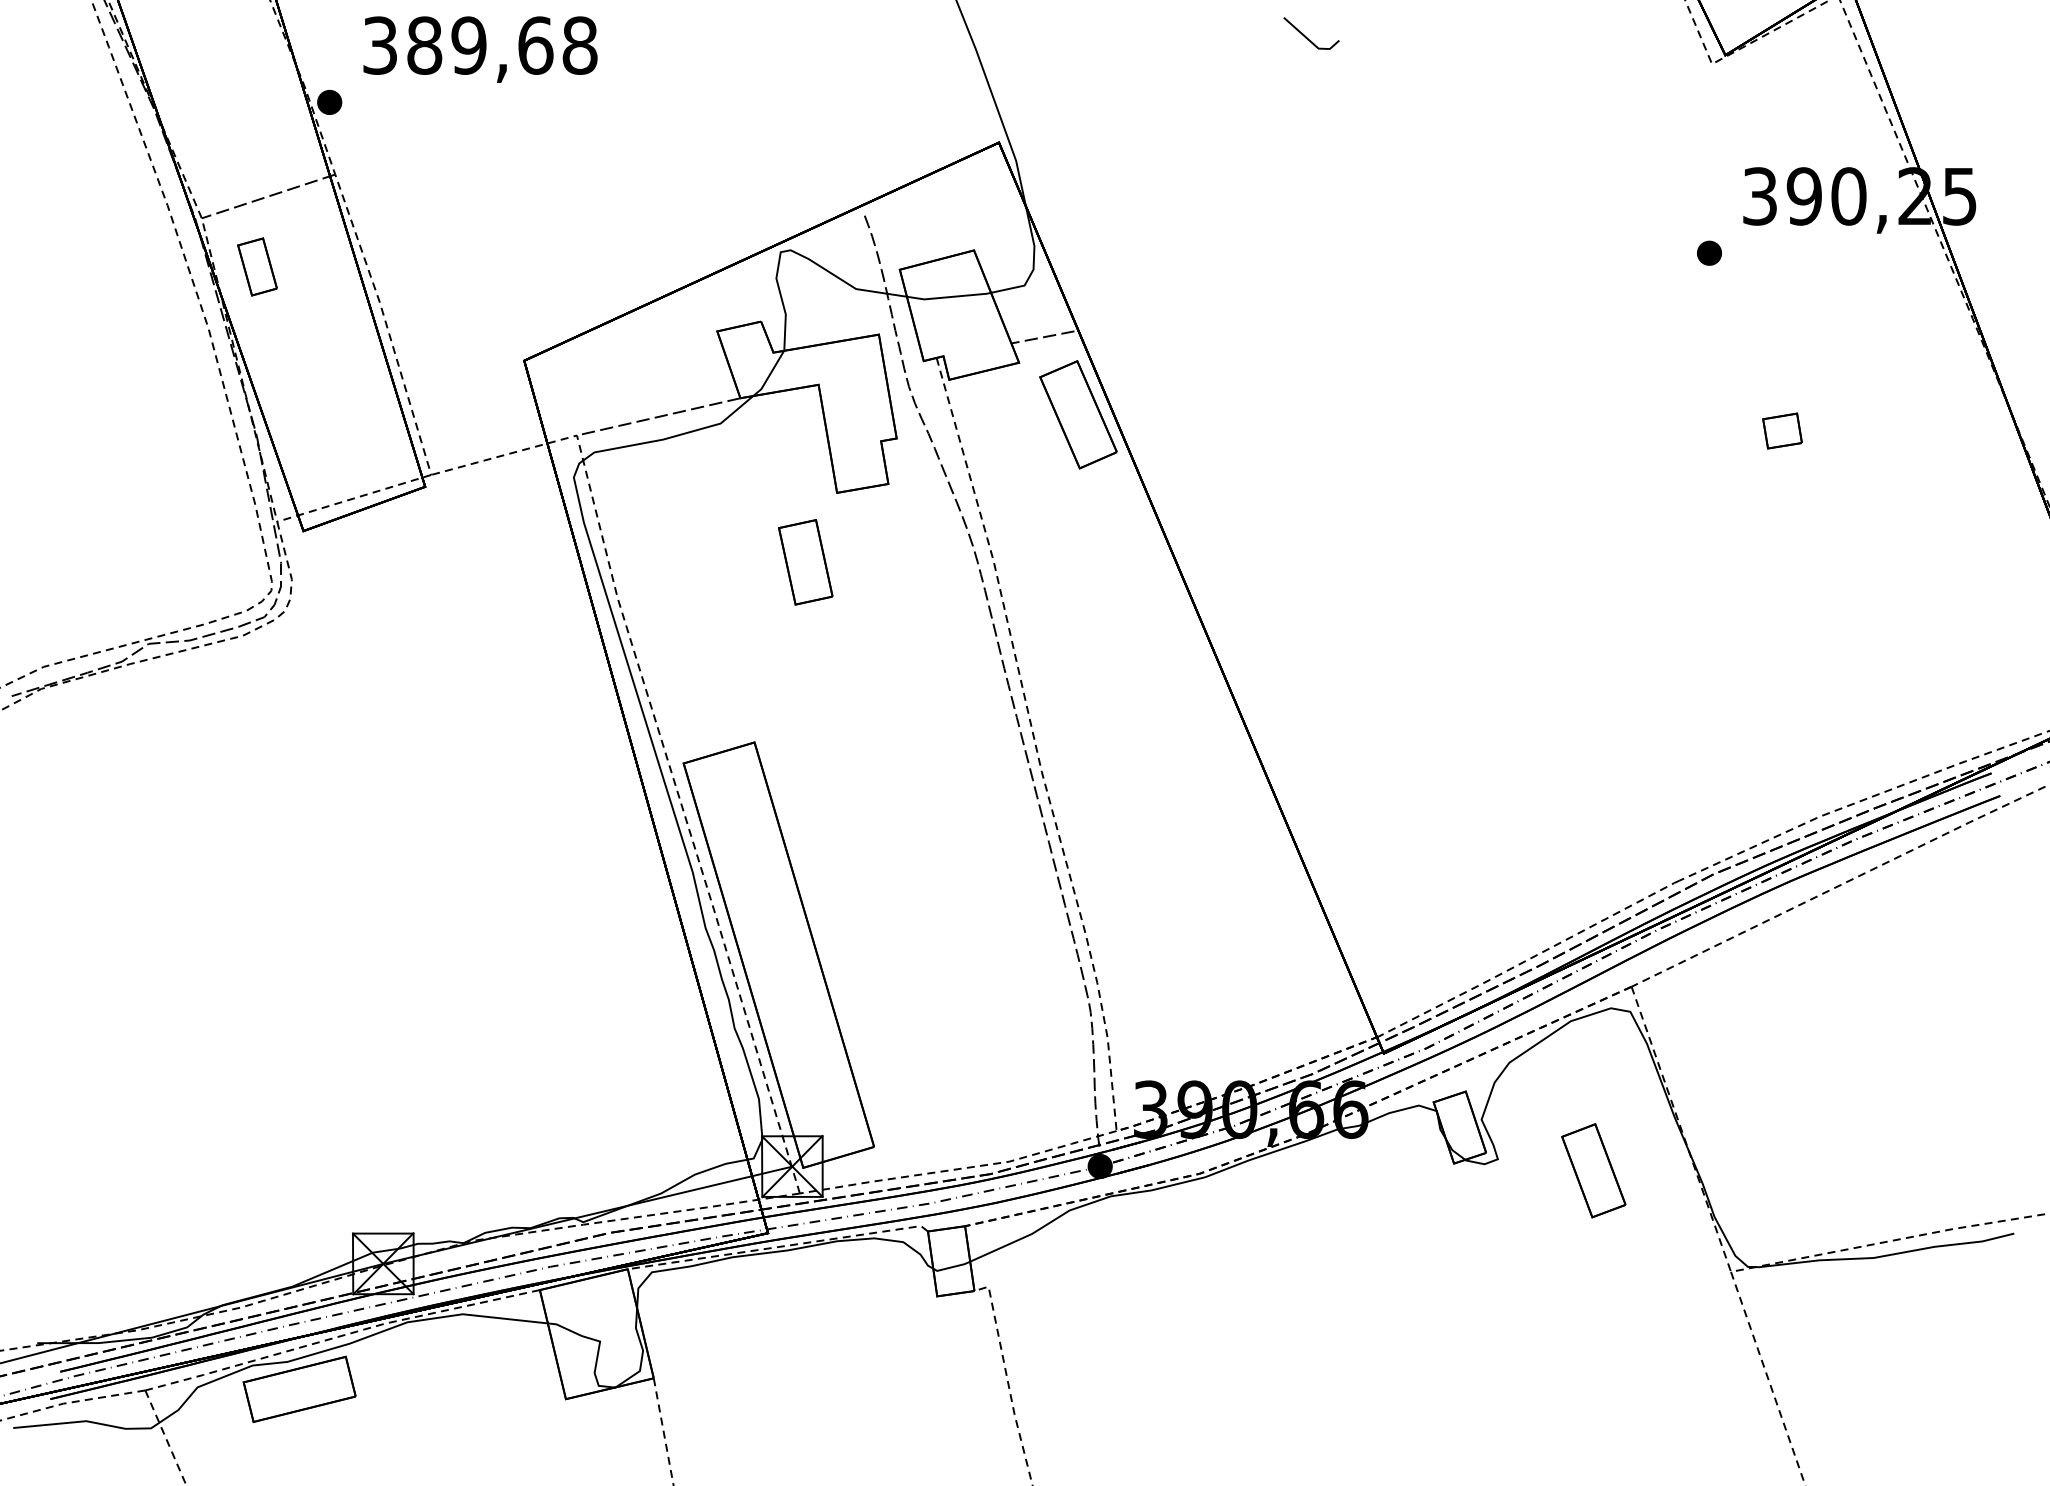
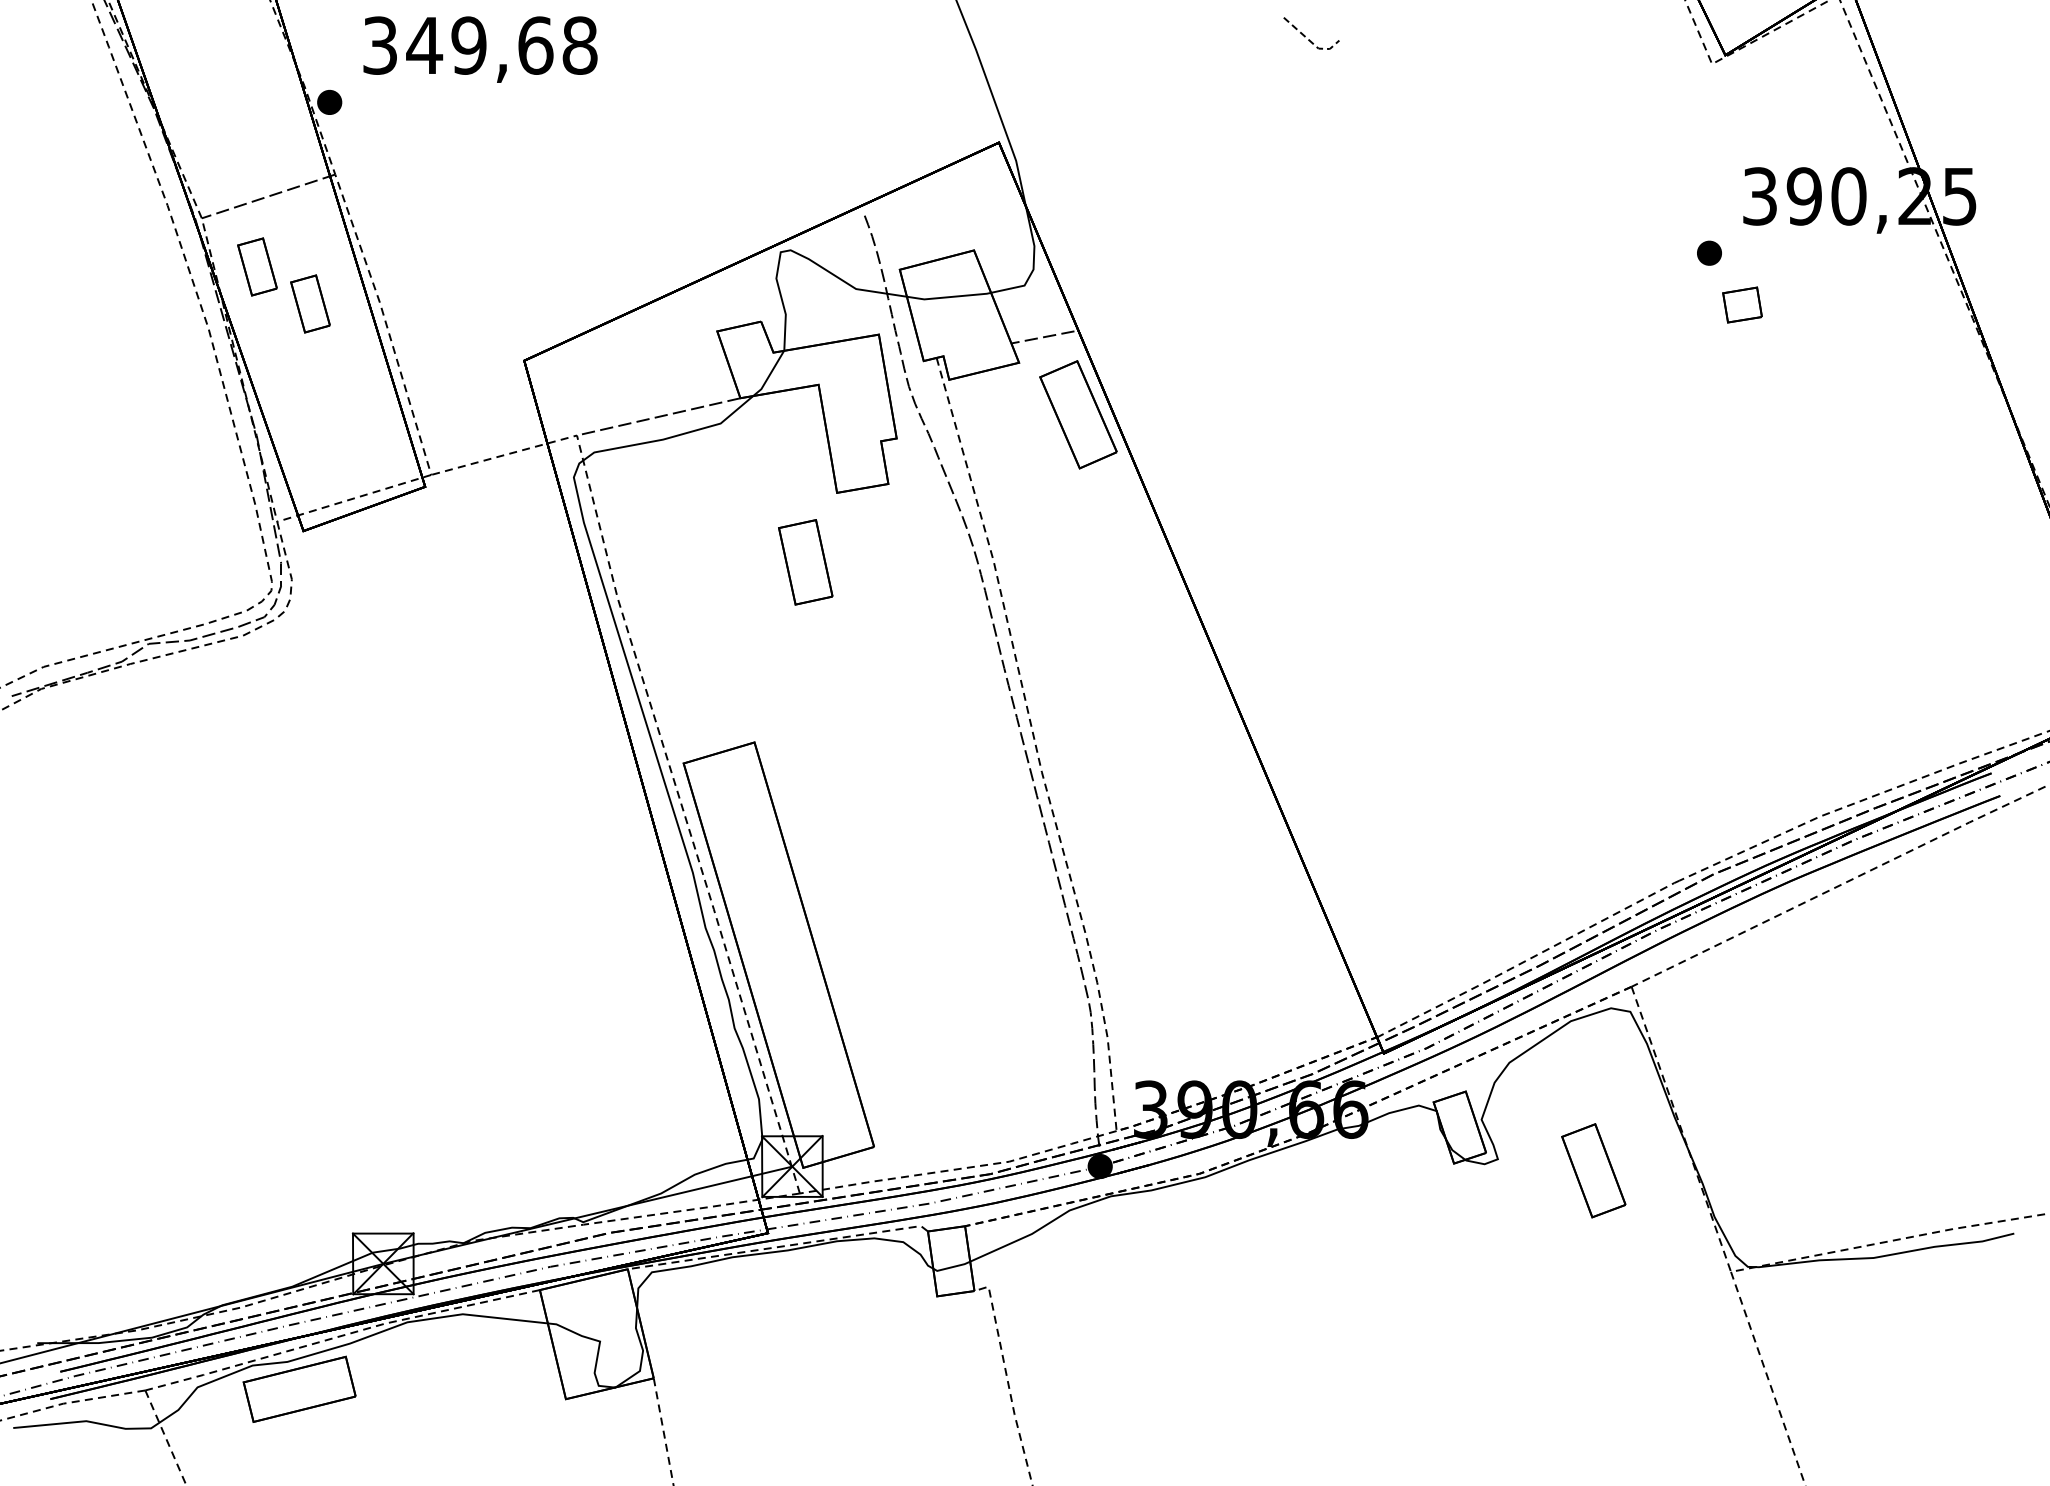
line: solid -> dashed (1311, 42)
text: 389,68 -> 349,68 (424, 45)
part: none -> present (310, 303)
part position: (1782, 430) -> (1742, 304) (1742, 304)
